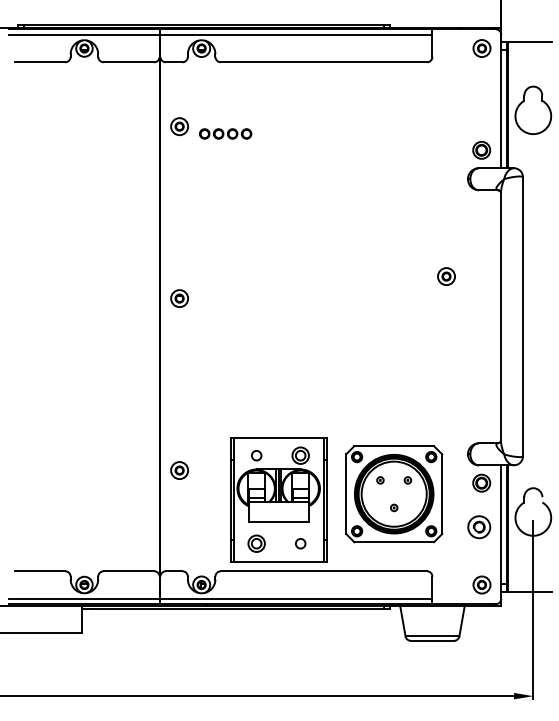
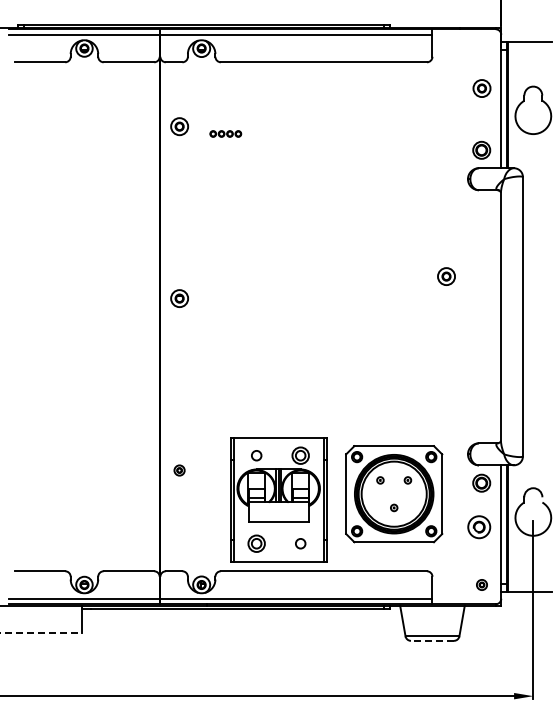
part position: (481, 48) -> (481, 88) (481, 88)
part size: 54x12 px -> 34x8 px (225, 133)
part size: 19x19 px -> 13x13 px (179, 470)
part size: 20x20 px -> 12x12 px (481, 584)
line: solid -> dashed (41, 633)
line: solid -> dashed (432, 640)
